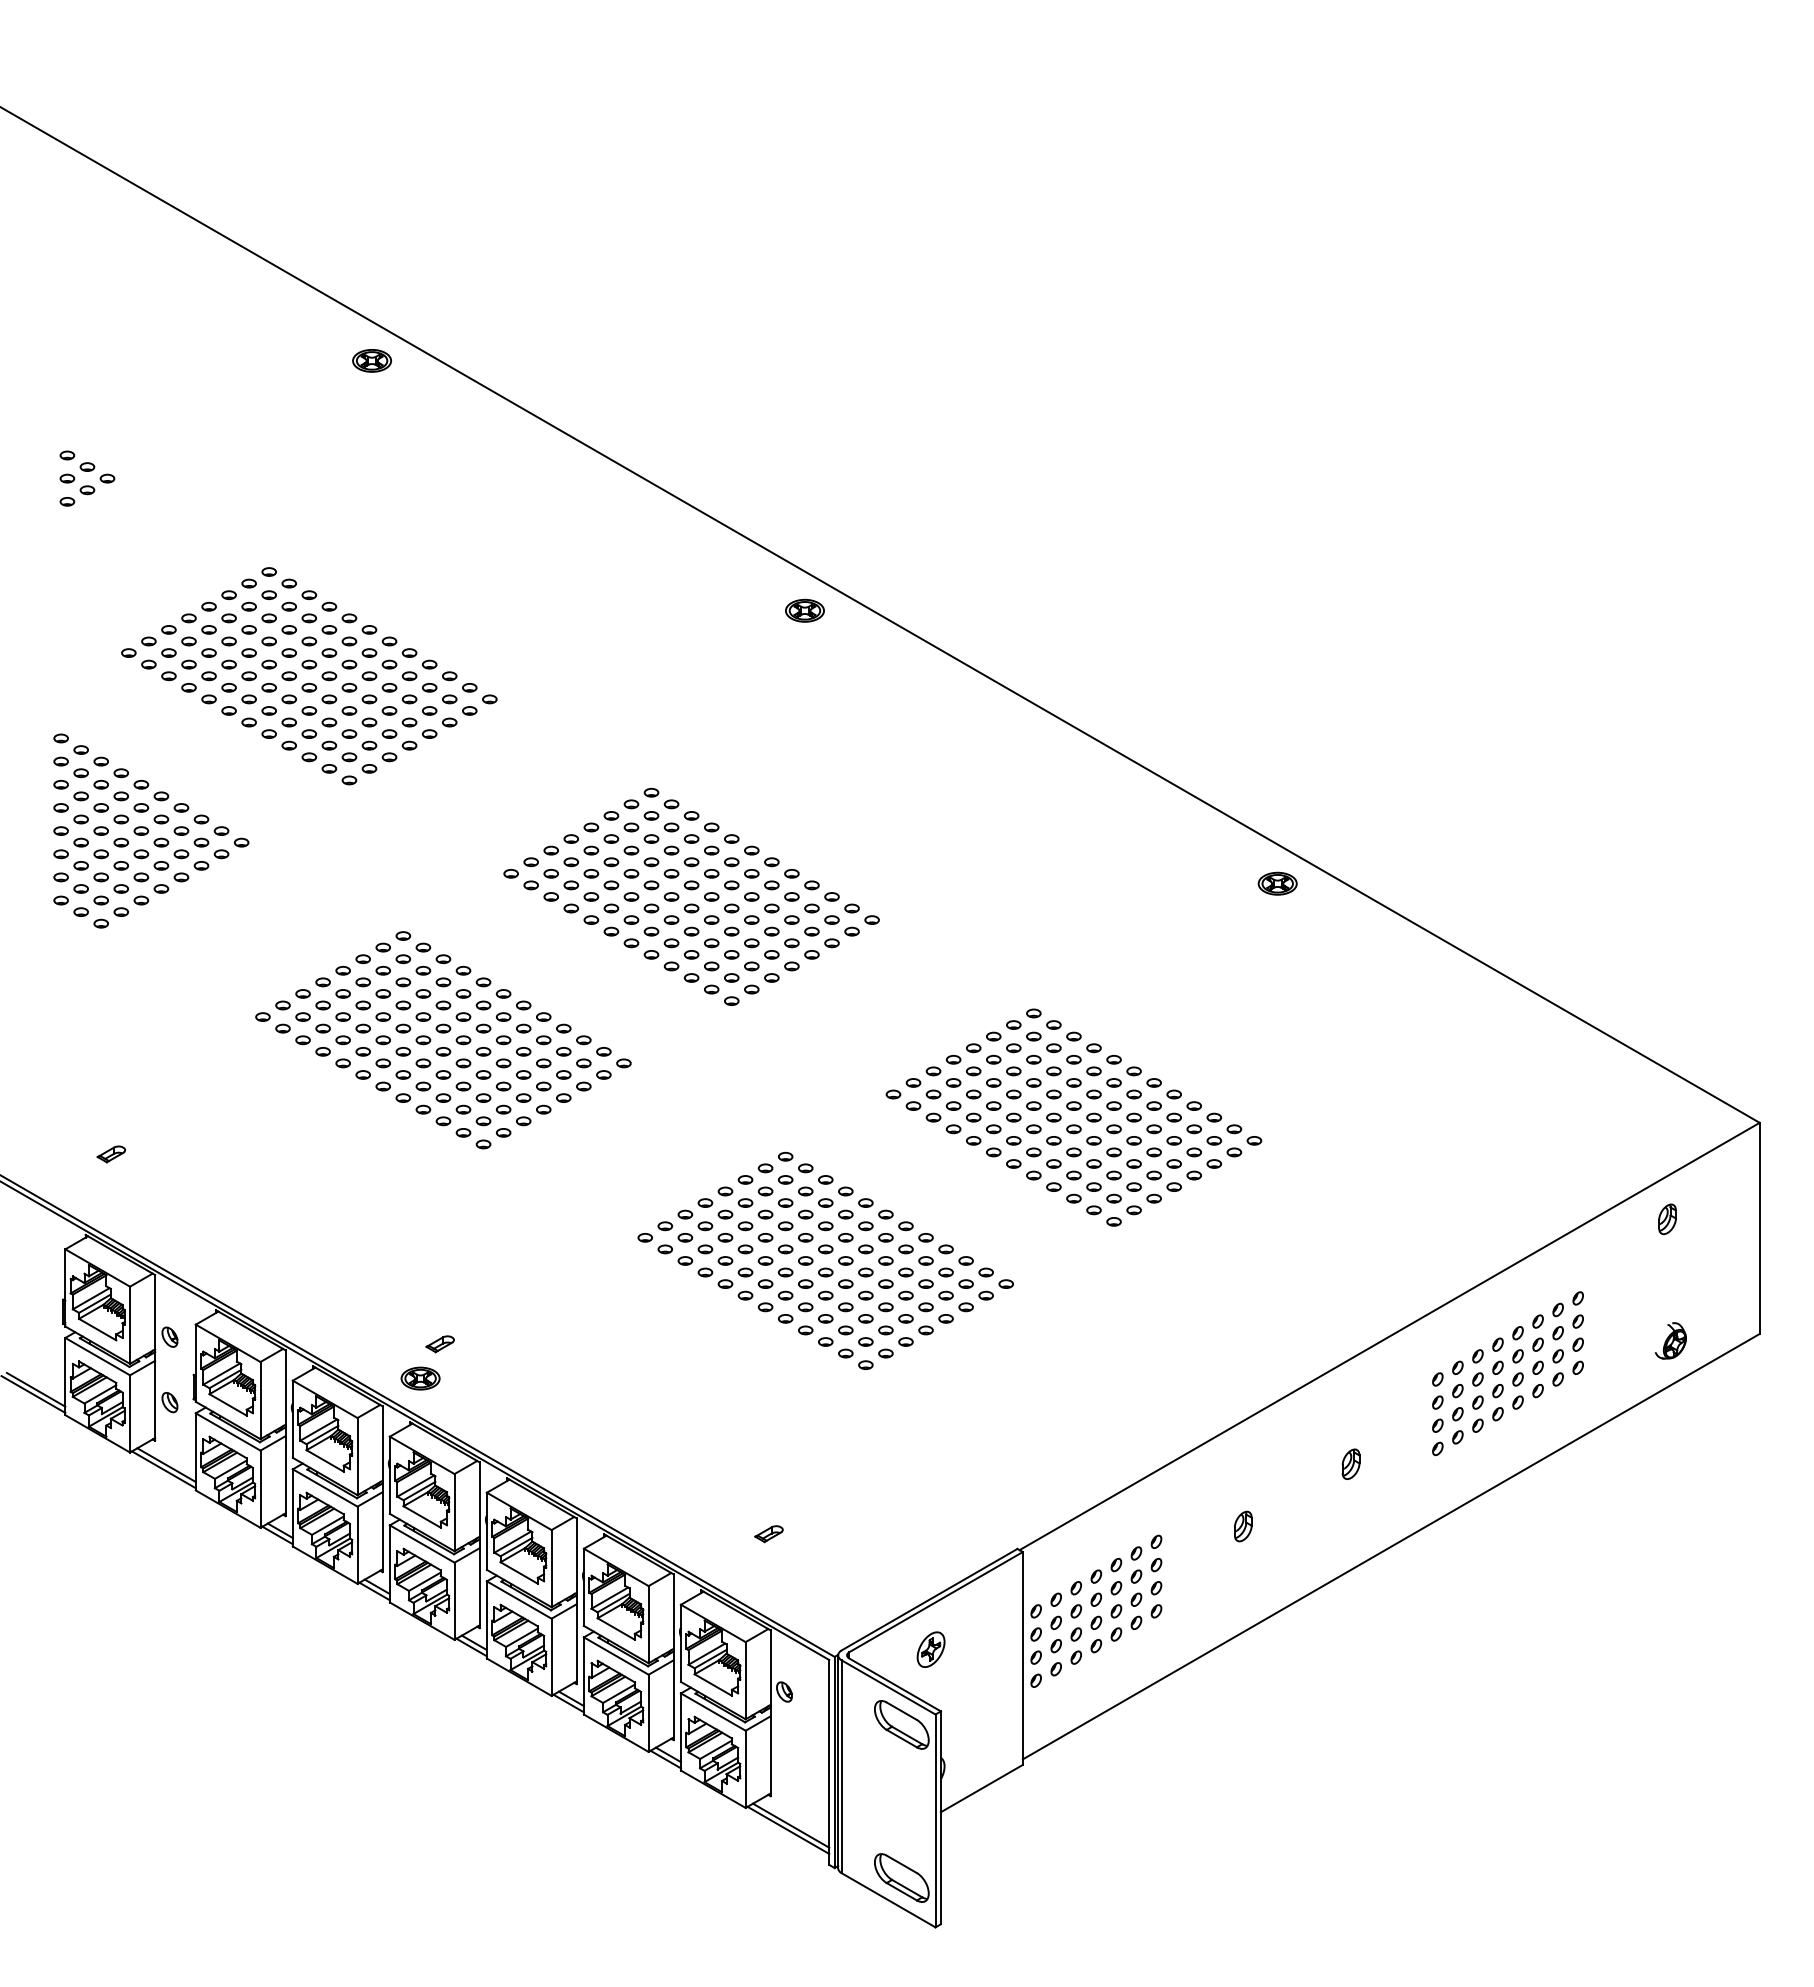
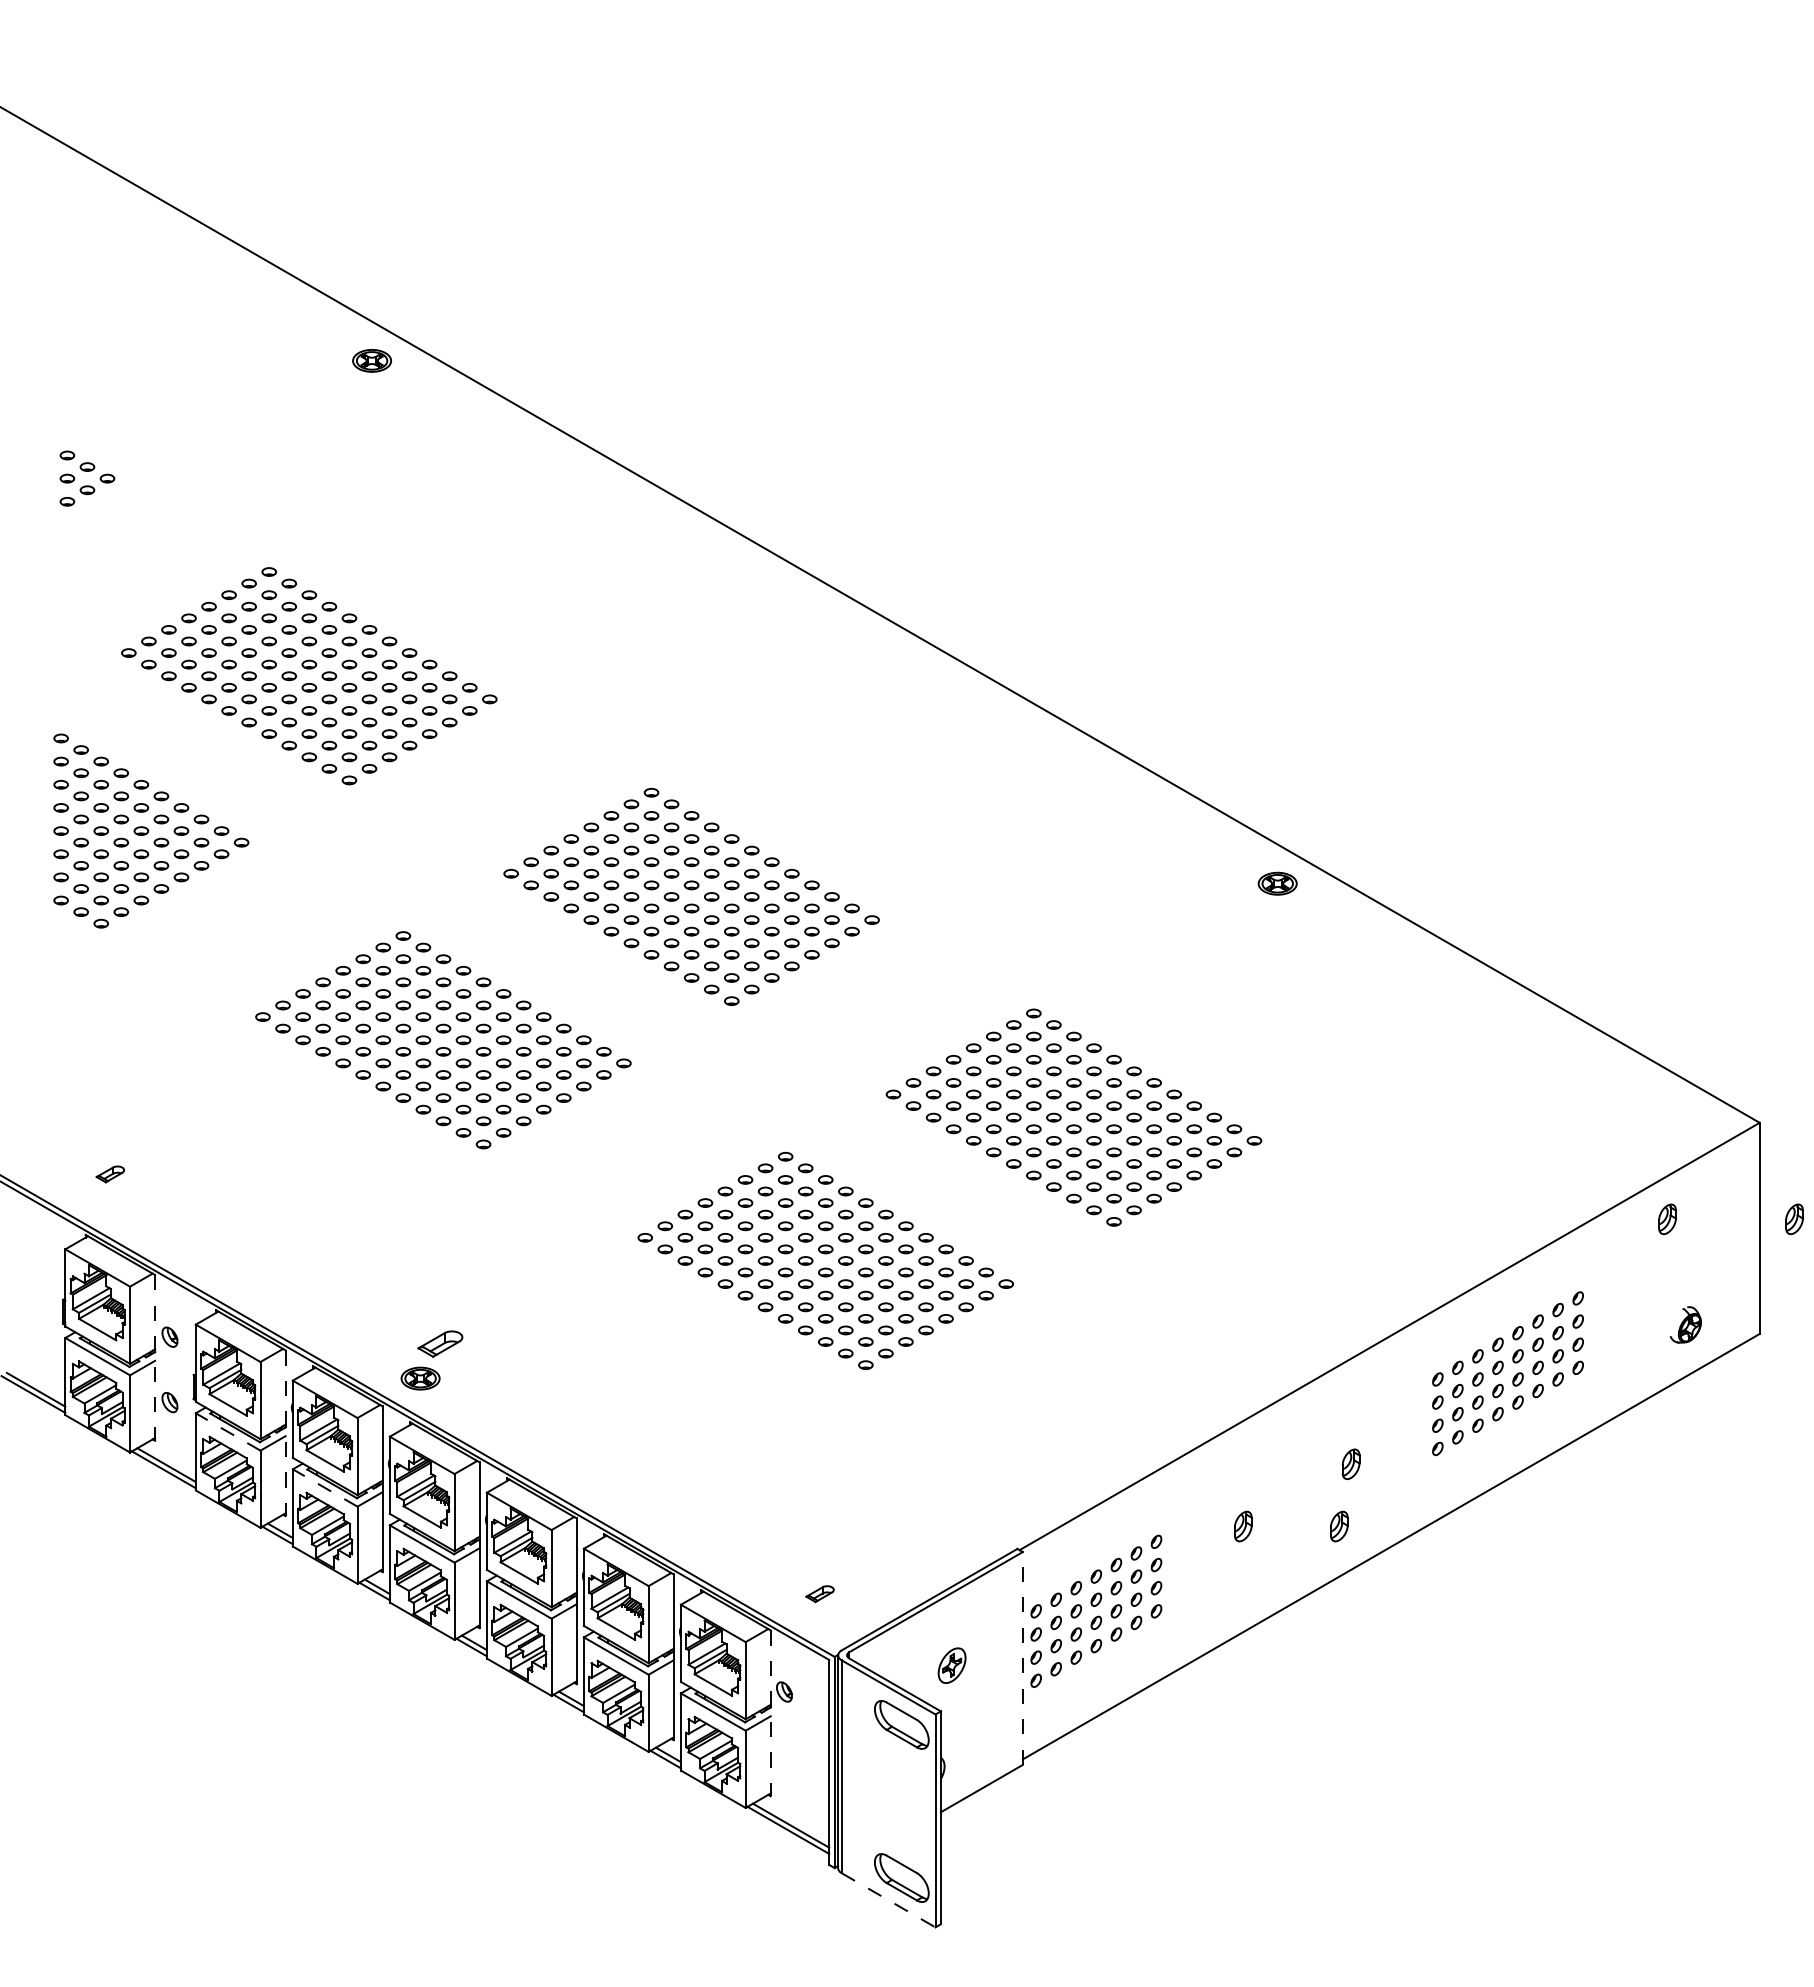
part: present -> none (804, 610)
part position: (110, 1154) -> (109, 1174) (109, 1174)
part: none -> present (1794, 1219)
part position: (1670, 1340) -> (1685, 1324) (1685, 1324)
part size: 30x19 px -> 47x28 px (440, 1343)
line: solid -> dashed (155, 1357)
line: solid -> dashed (227, 1431)
line: solid -> dashed (285, 1433)
line: solid -> dashed (324, 1487)
part: none -> present (1339, 1526)
part position: (768, 1534) -> (819, 1594) (819, 1594)
part position: (930, 1649) -> (951, 1665) (951, 1665)
line: solid -> dashed (1022, 1657)
line: solid -> dashed (770, 1713)
line: solid -> dashed (889, 1900)
